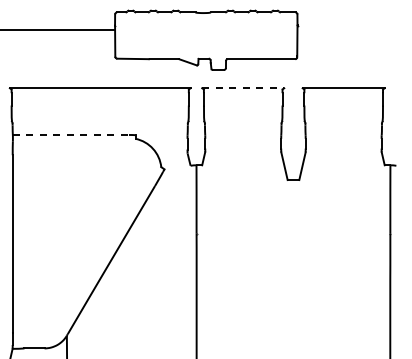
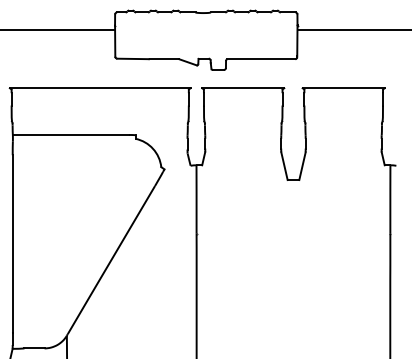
line: none -> present (352, 29)
line: dashed -> solid (243, 88)
line: dashed -> solid (71, 134)
